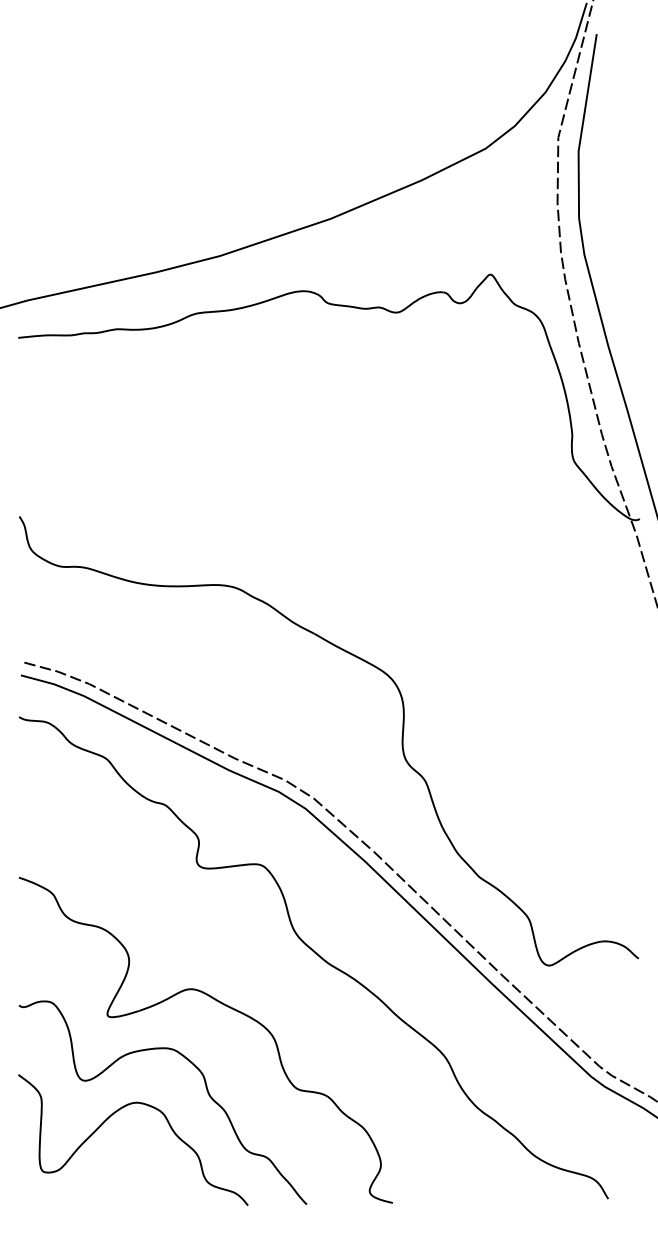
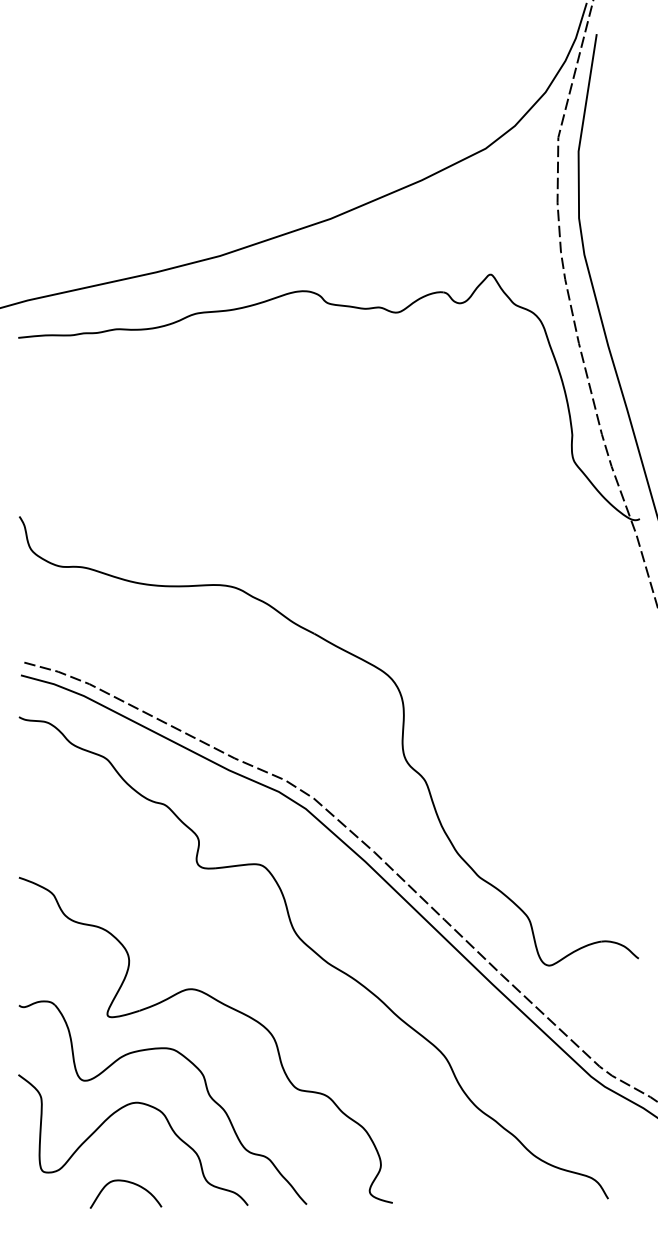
curve: none -> present (129, 1183)
